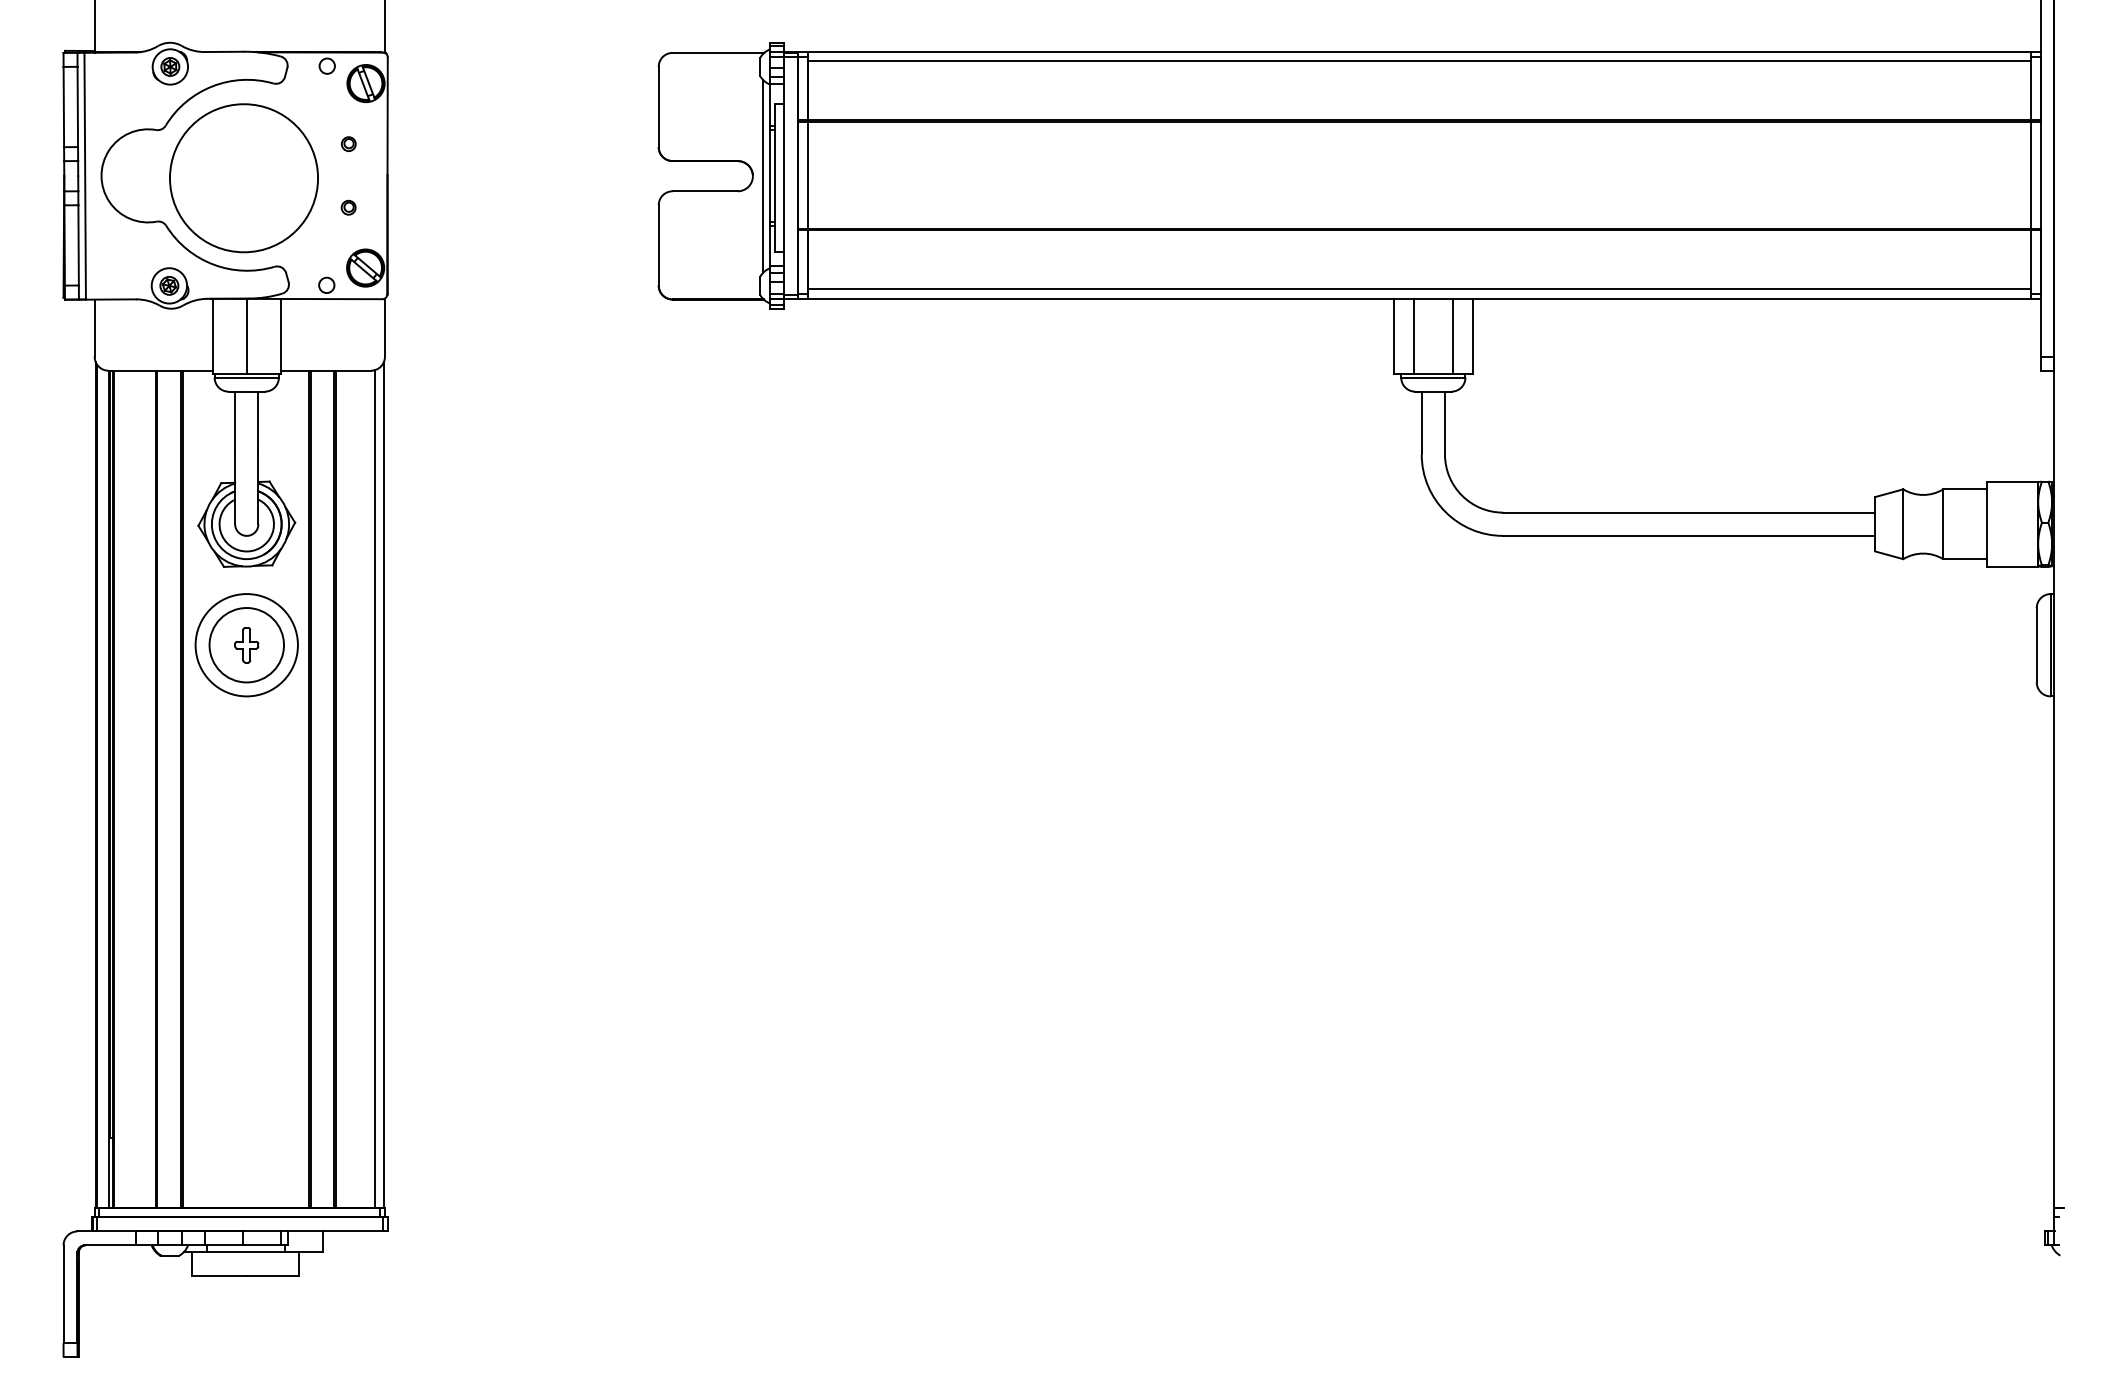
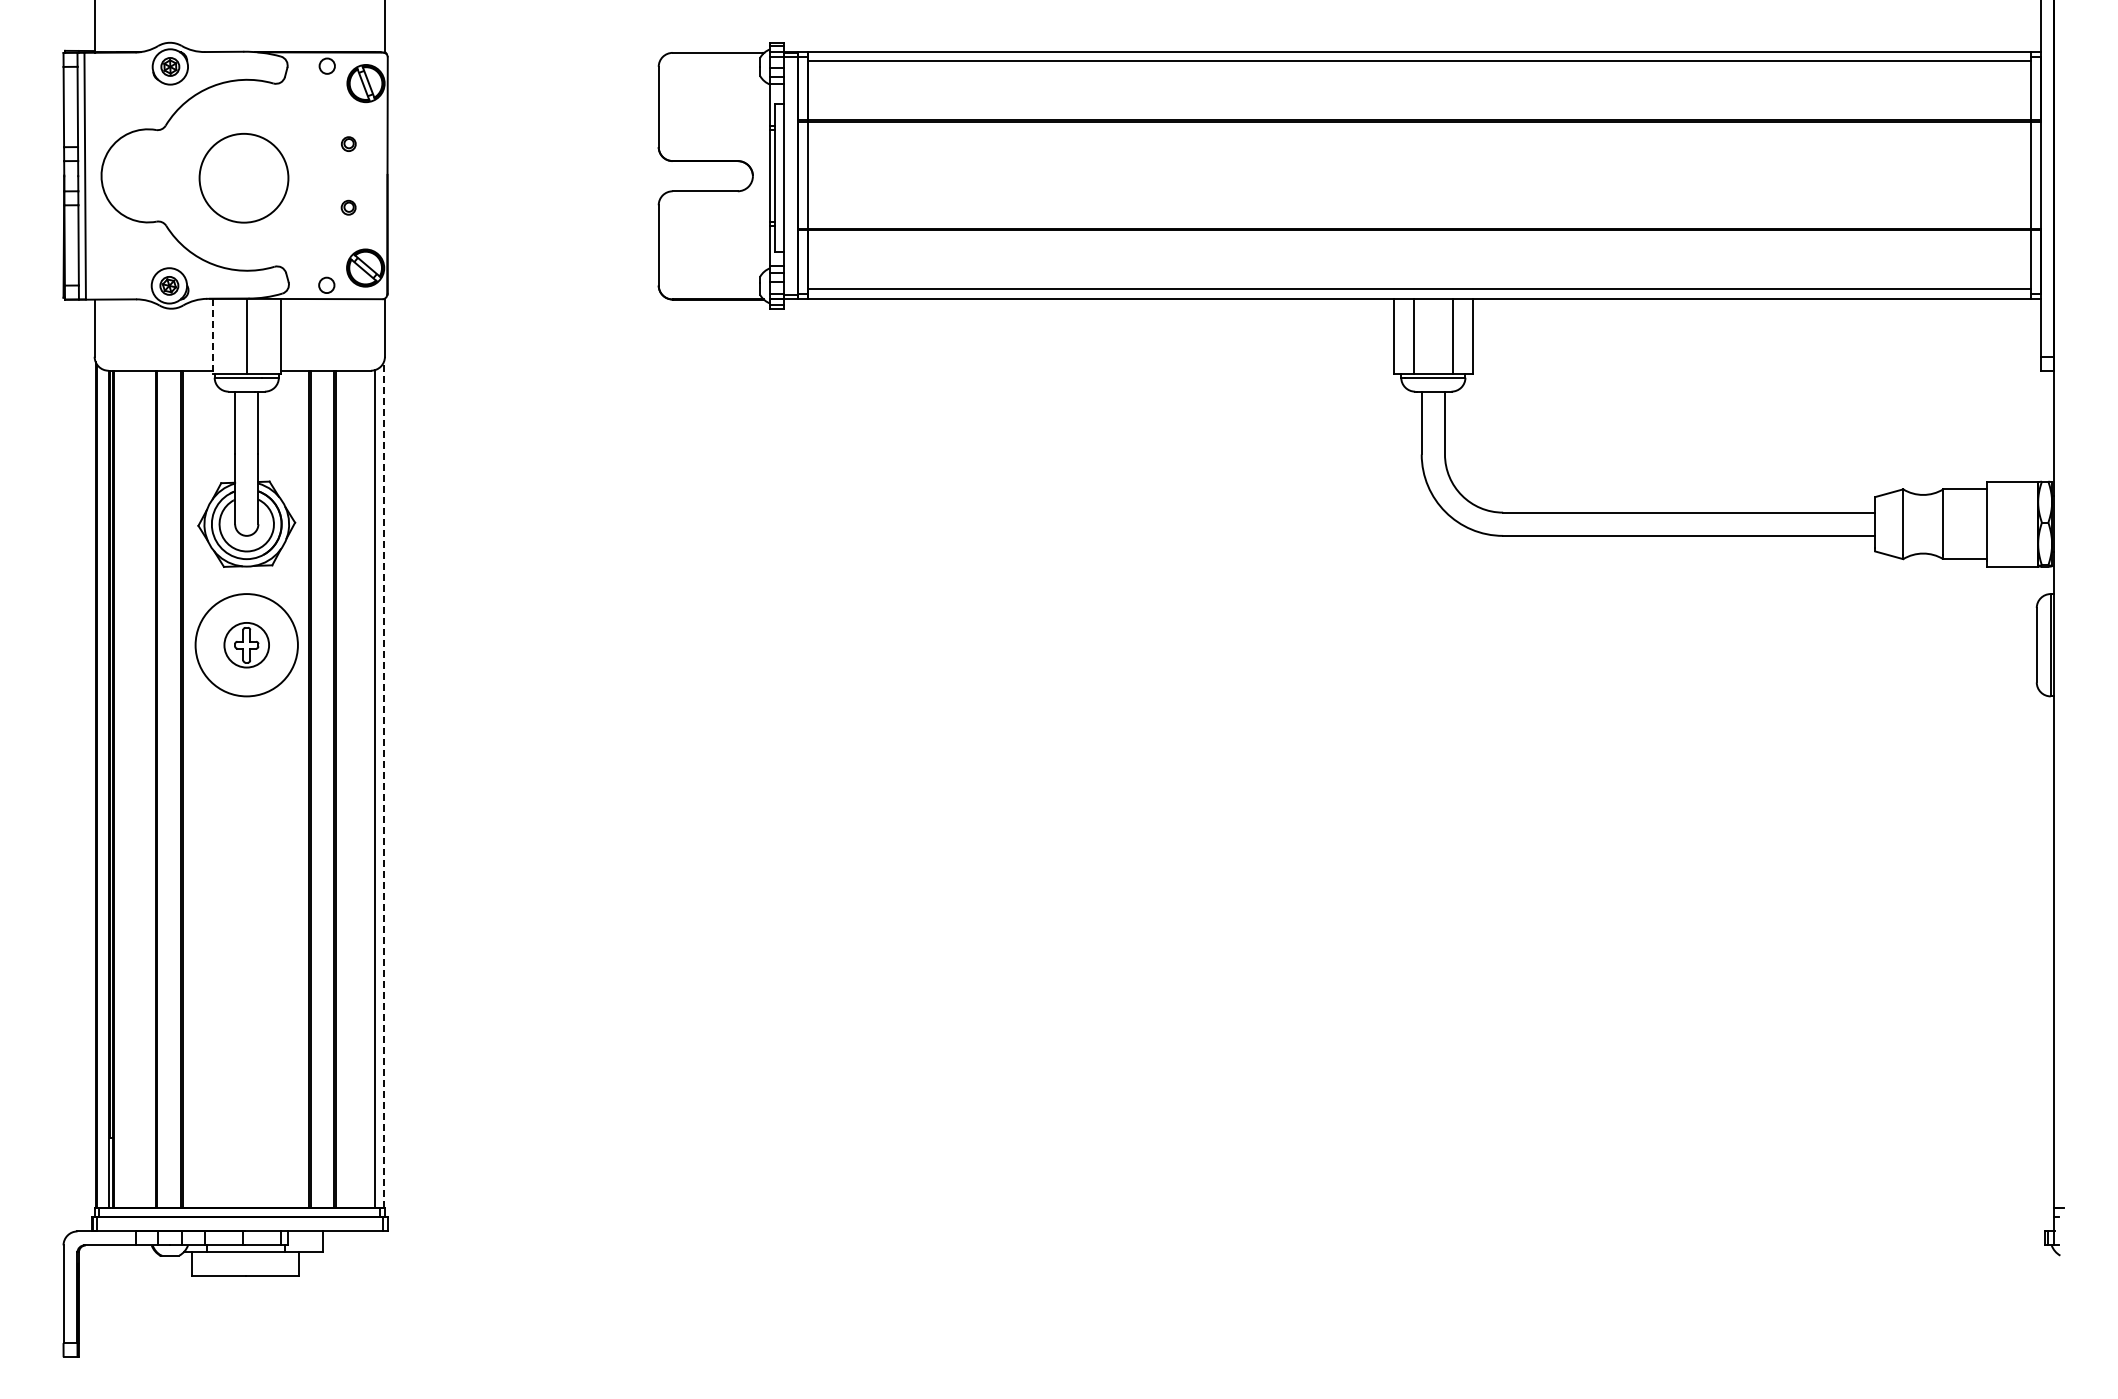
line: present -> none (763, 176)
circle diameter: 148 px -> 89 px (243, 177)
line: solid -> dashed (212, 336)
circle diameter: 74 px -> 45 px (246, 644)
line: solid -> dashed (384, 784)
